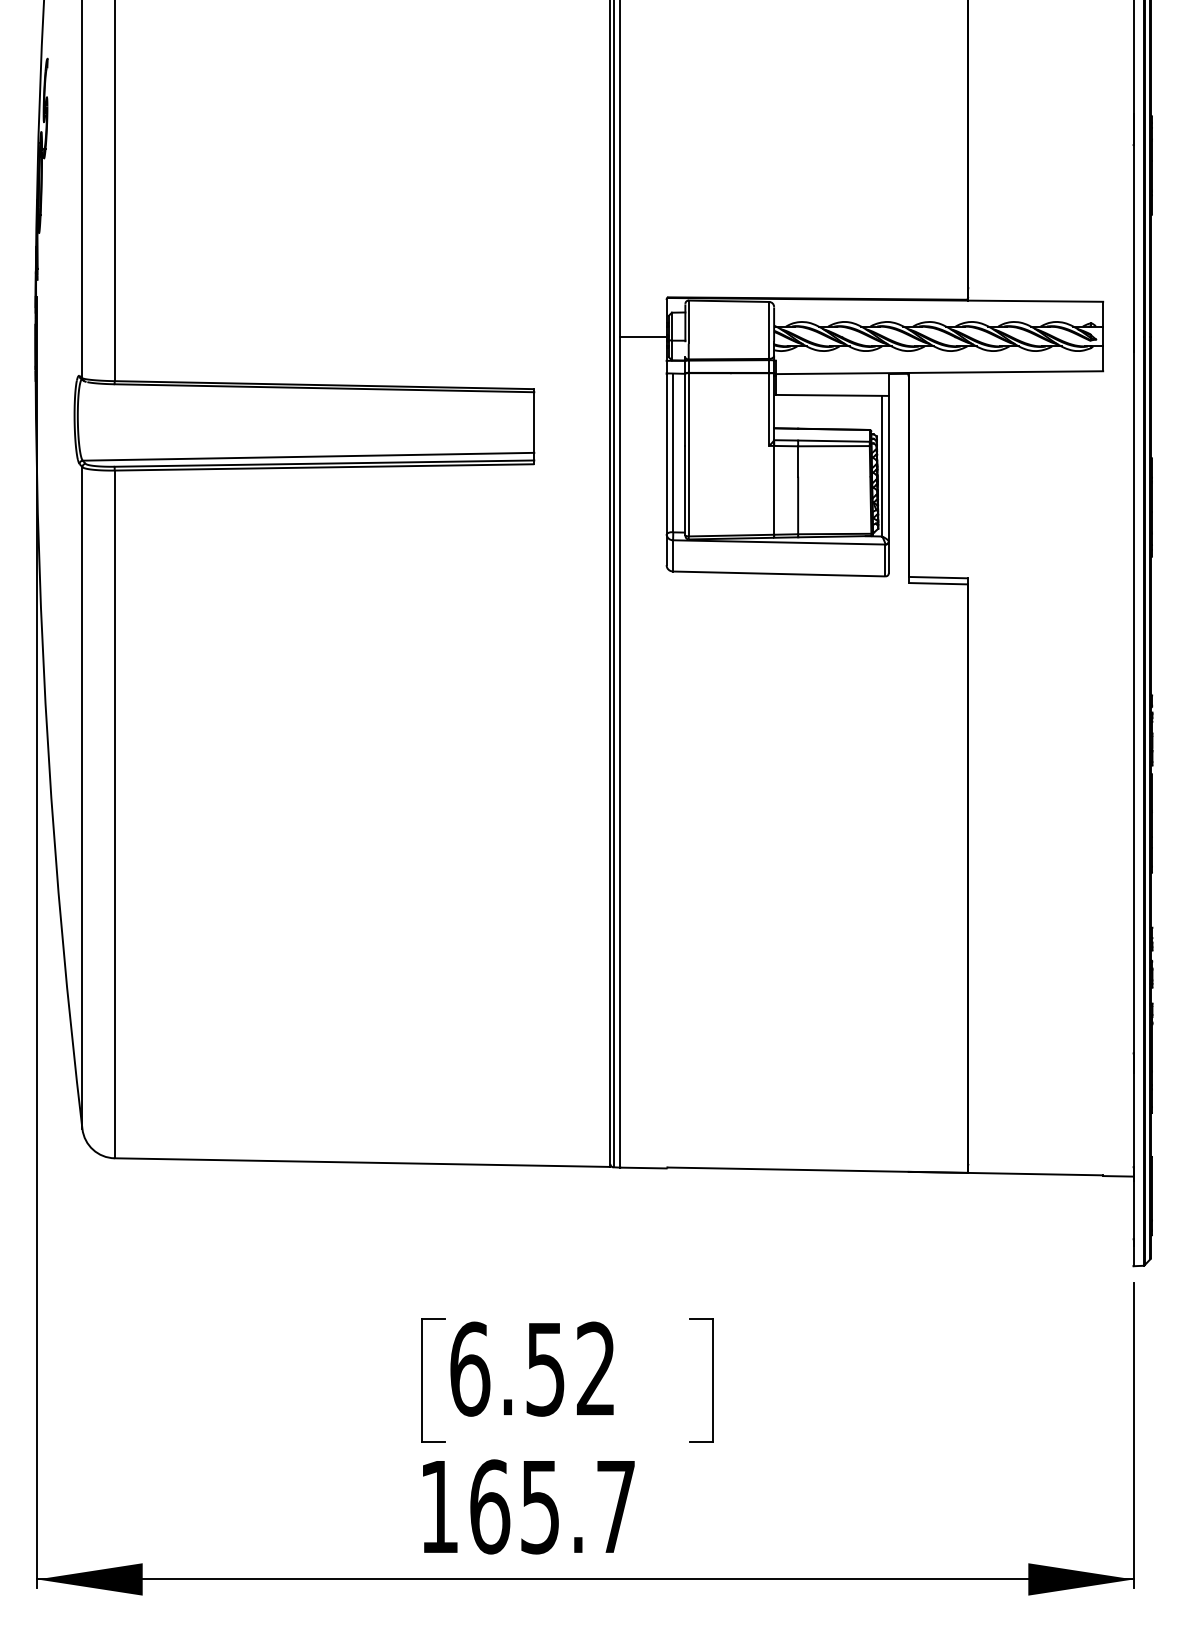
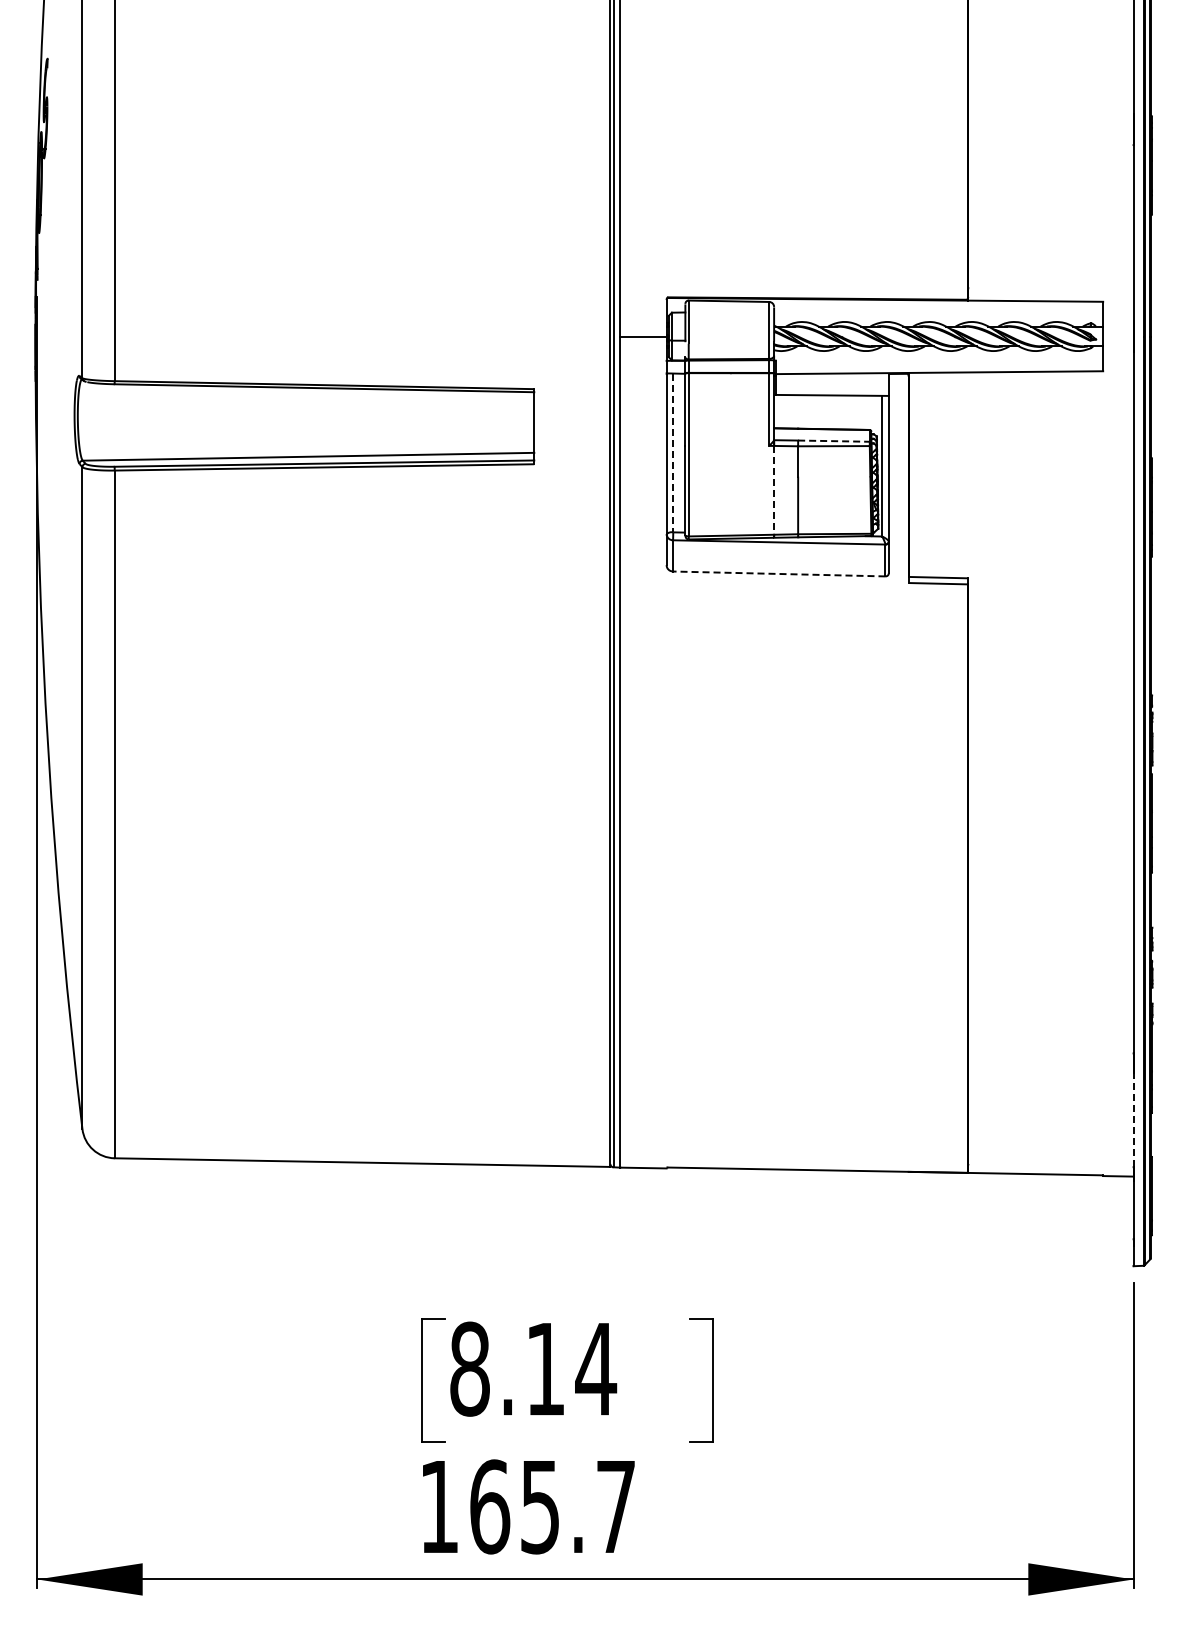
line: solid -> dashed (833, 441)
line: solid -> dashed (673, 453)
line: solid -> dashed (774, 490)
line: solid -> dashed (778, 573)
line: solid -> dashed (1133, 1119)
text: 6.52 -> 8.14 (533, 1368)
